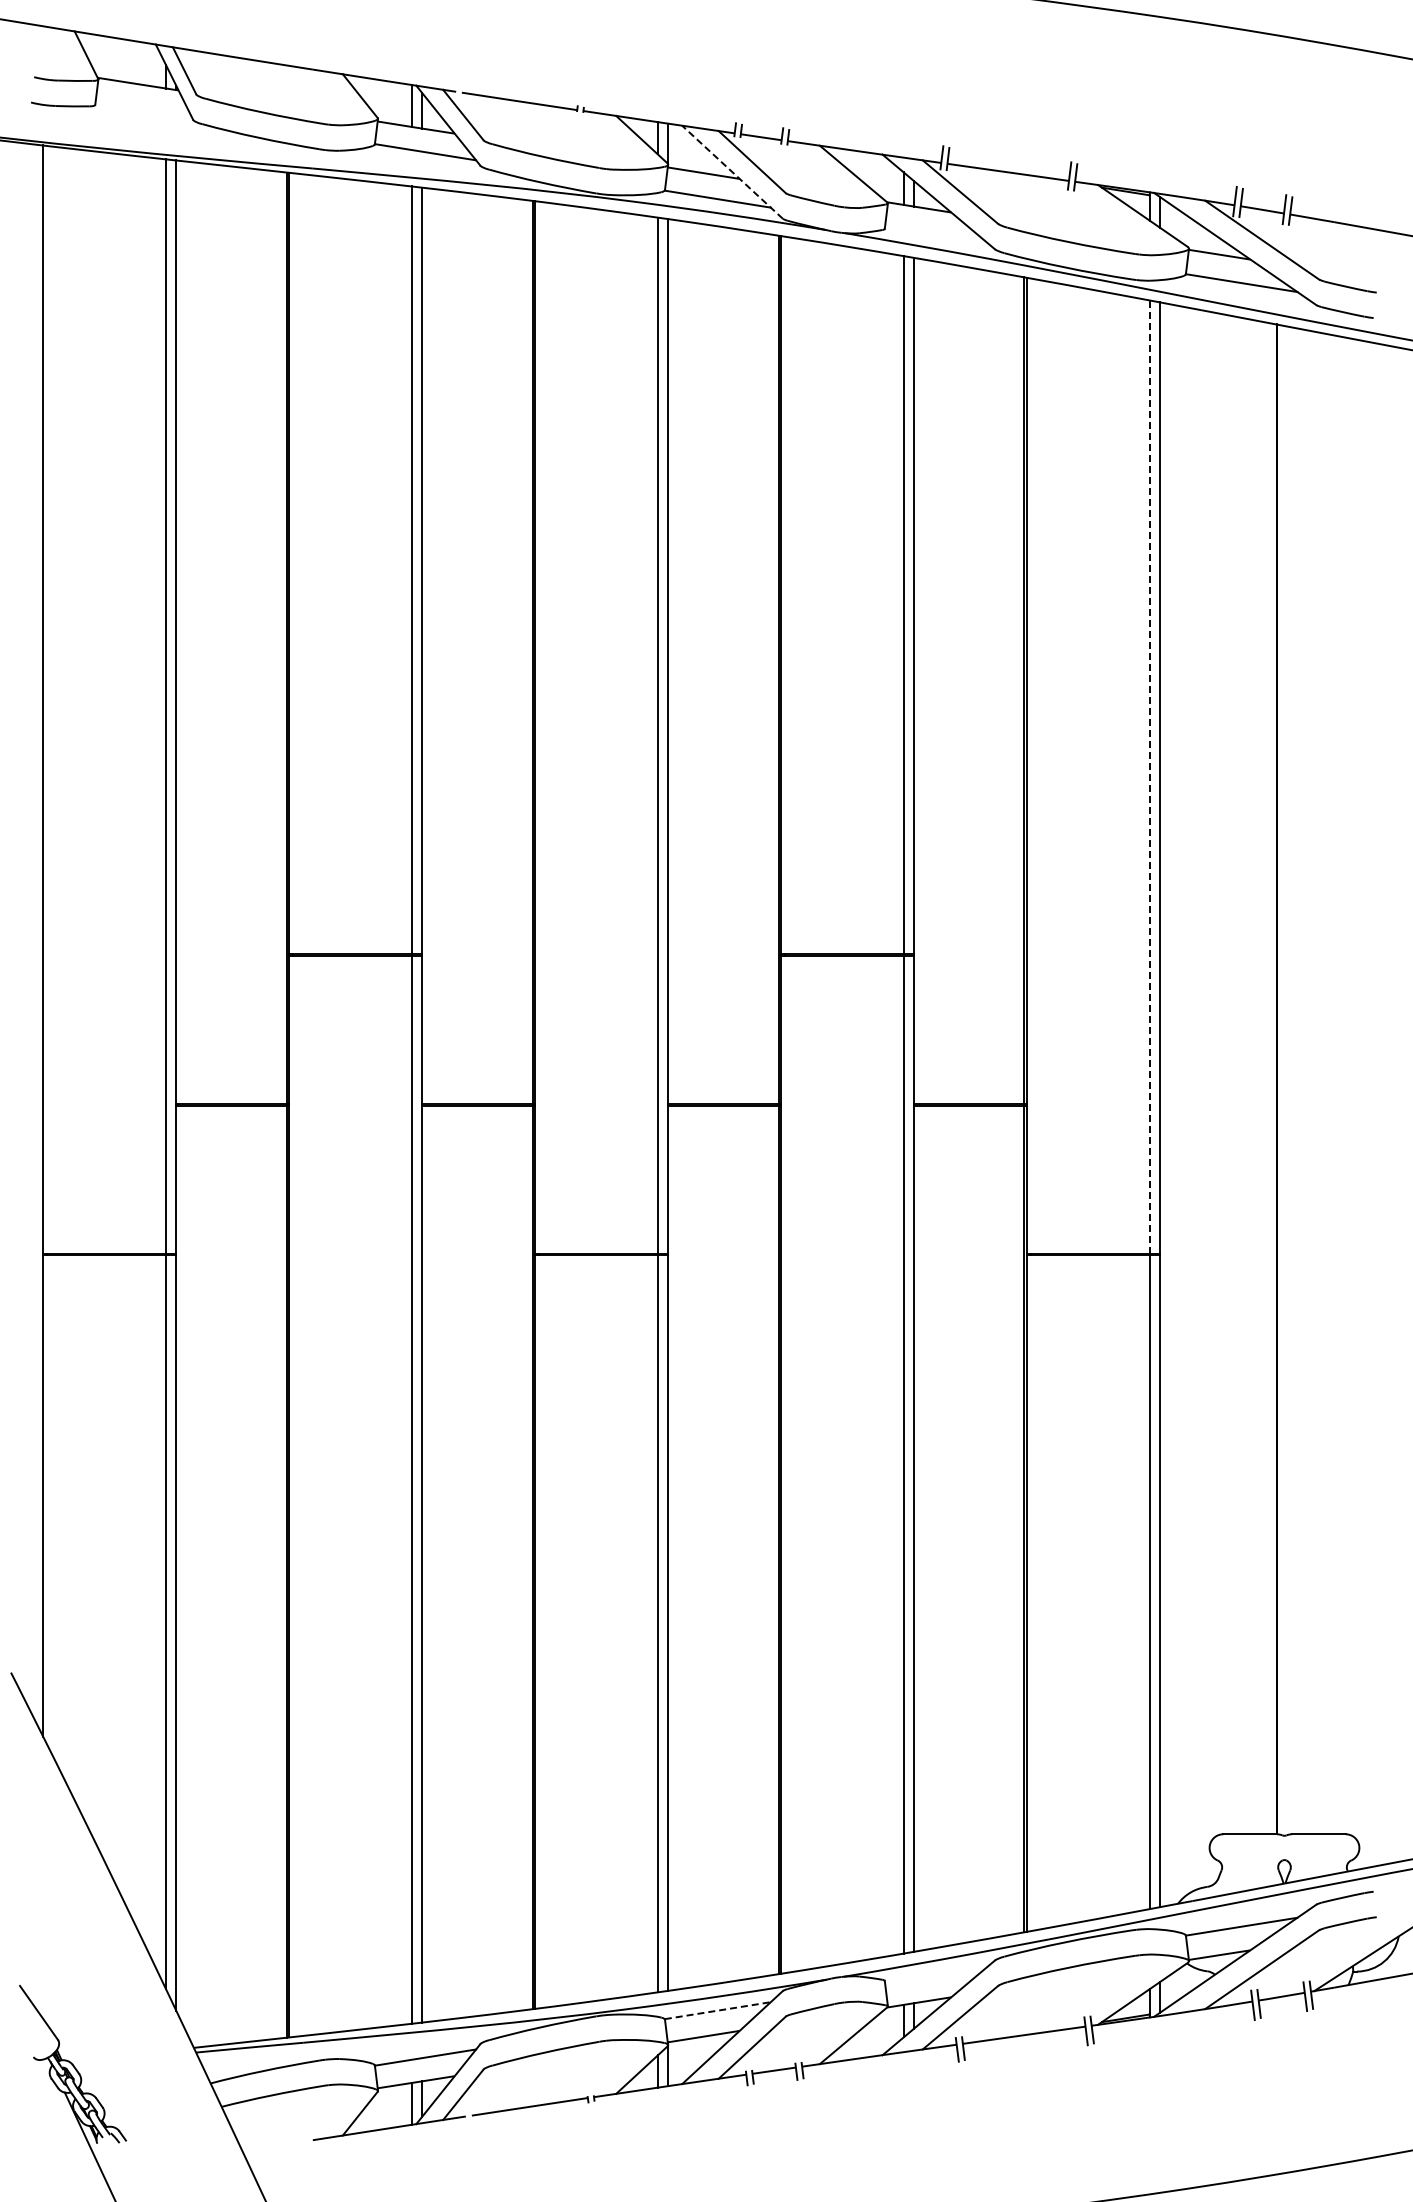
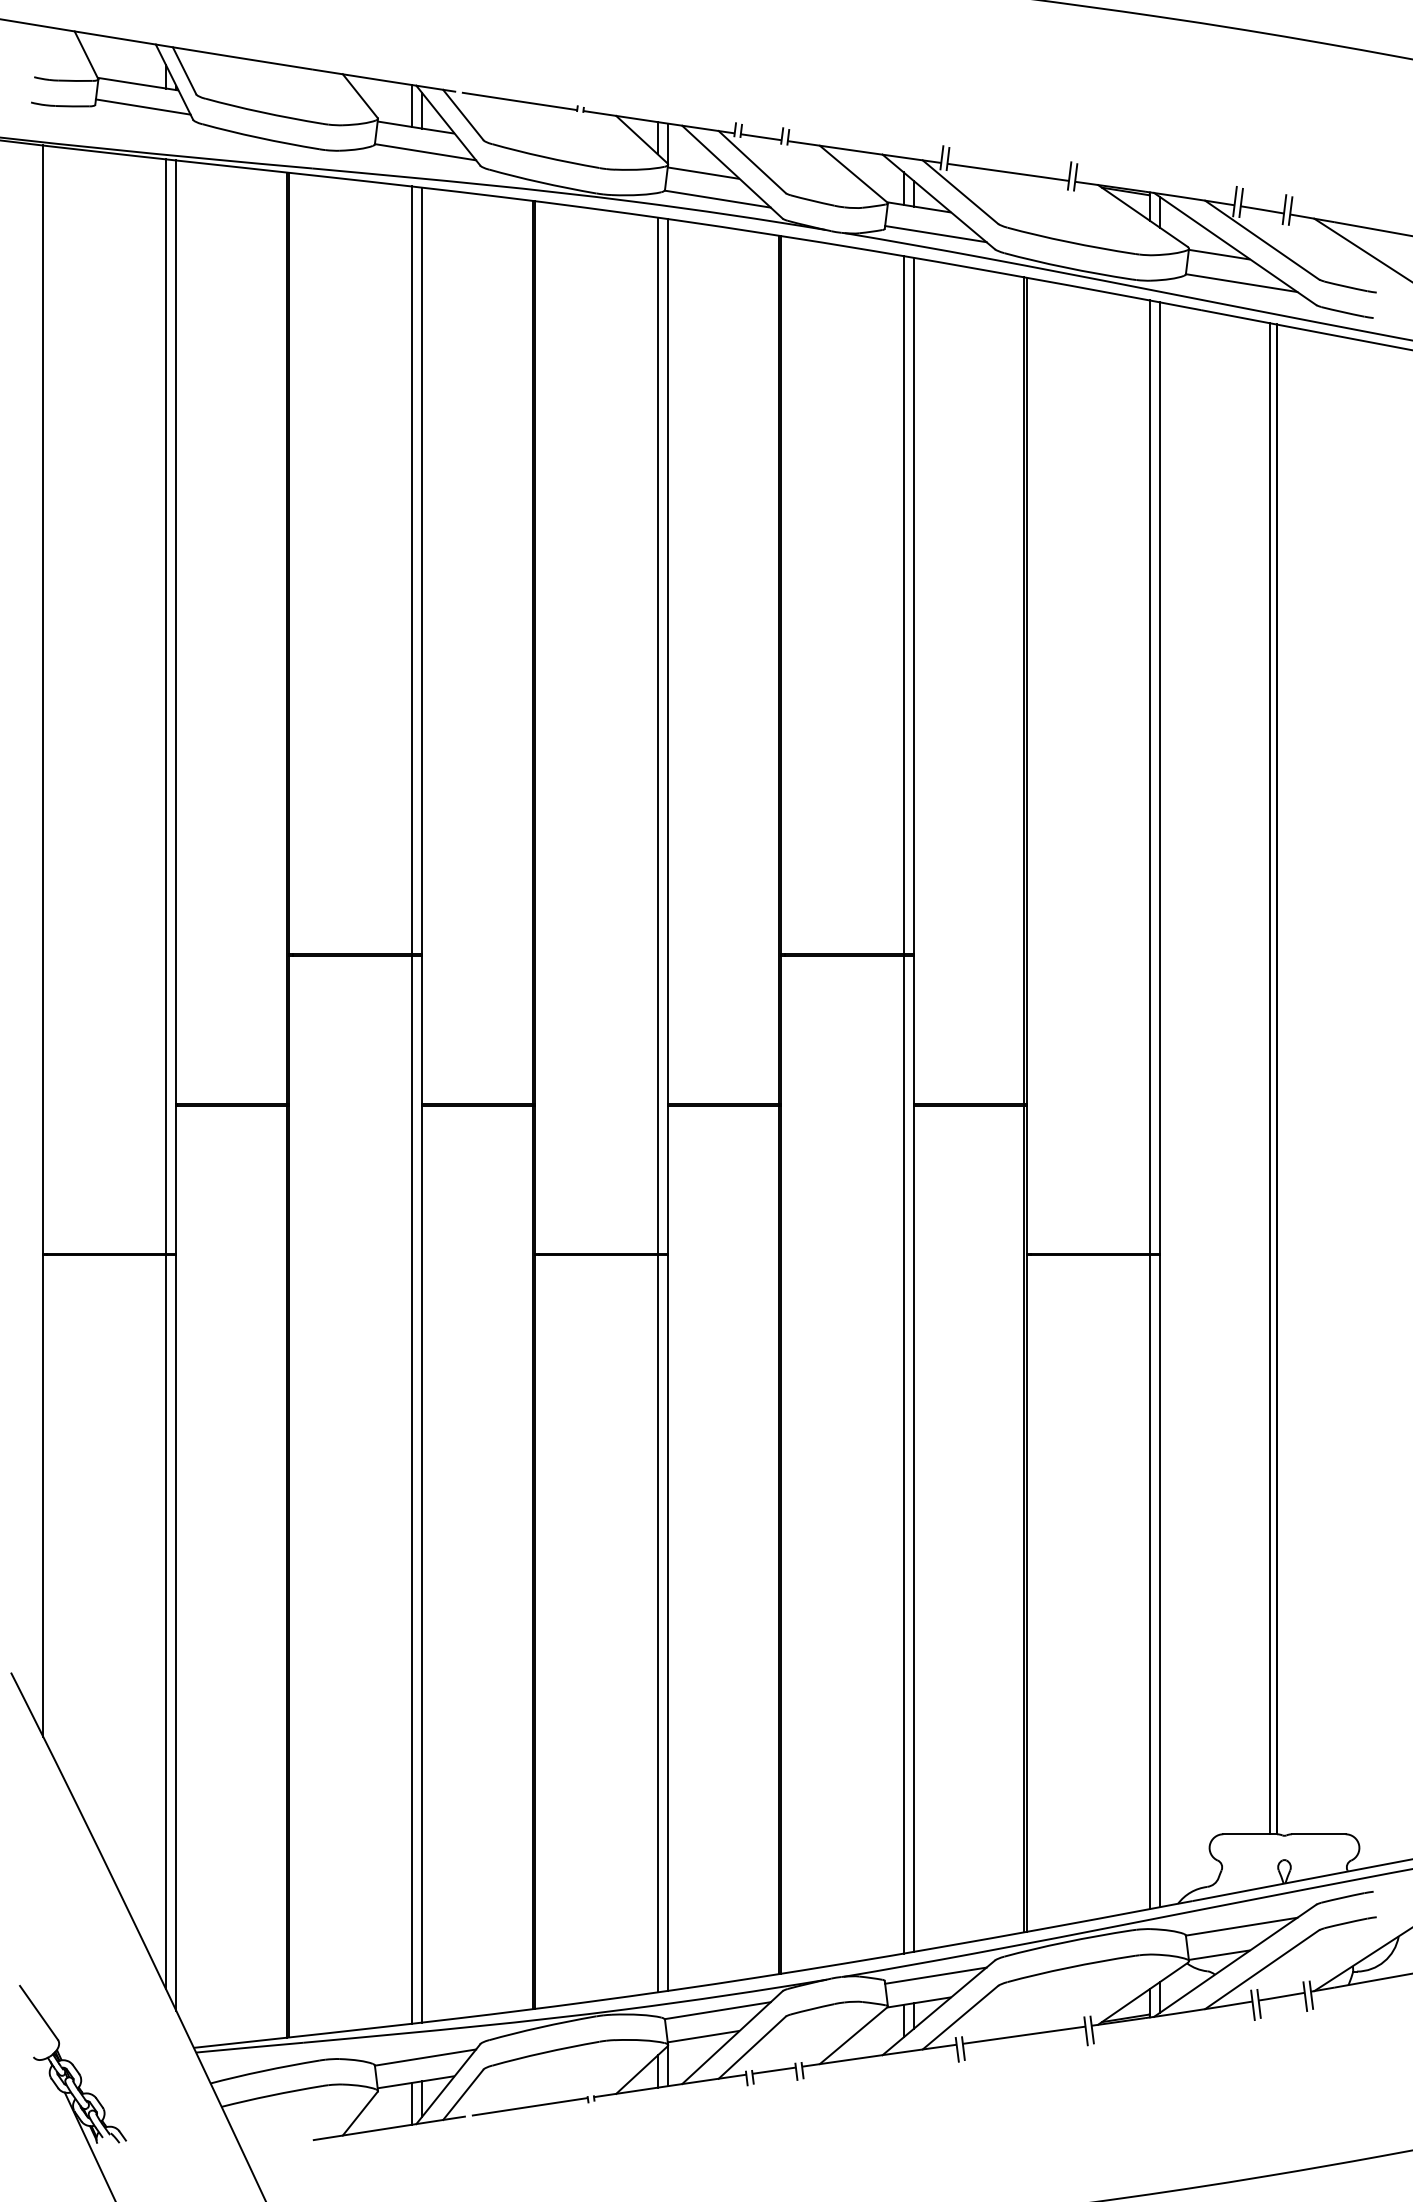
line: none -> present (142, 106)
line: dashed -> solid (732, 172)
line: none -> present (935, 234)
line: none -> present (1361, 249)
line: dashed -> solid (1149, 777)
line: none -> present (1270, 1078)
line: none -> present (935, 1975)
line: dashed -> solid (717, 2010)
